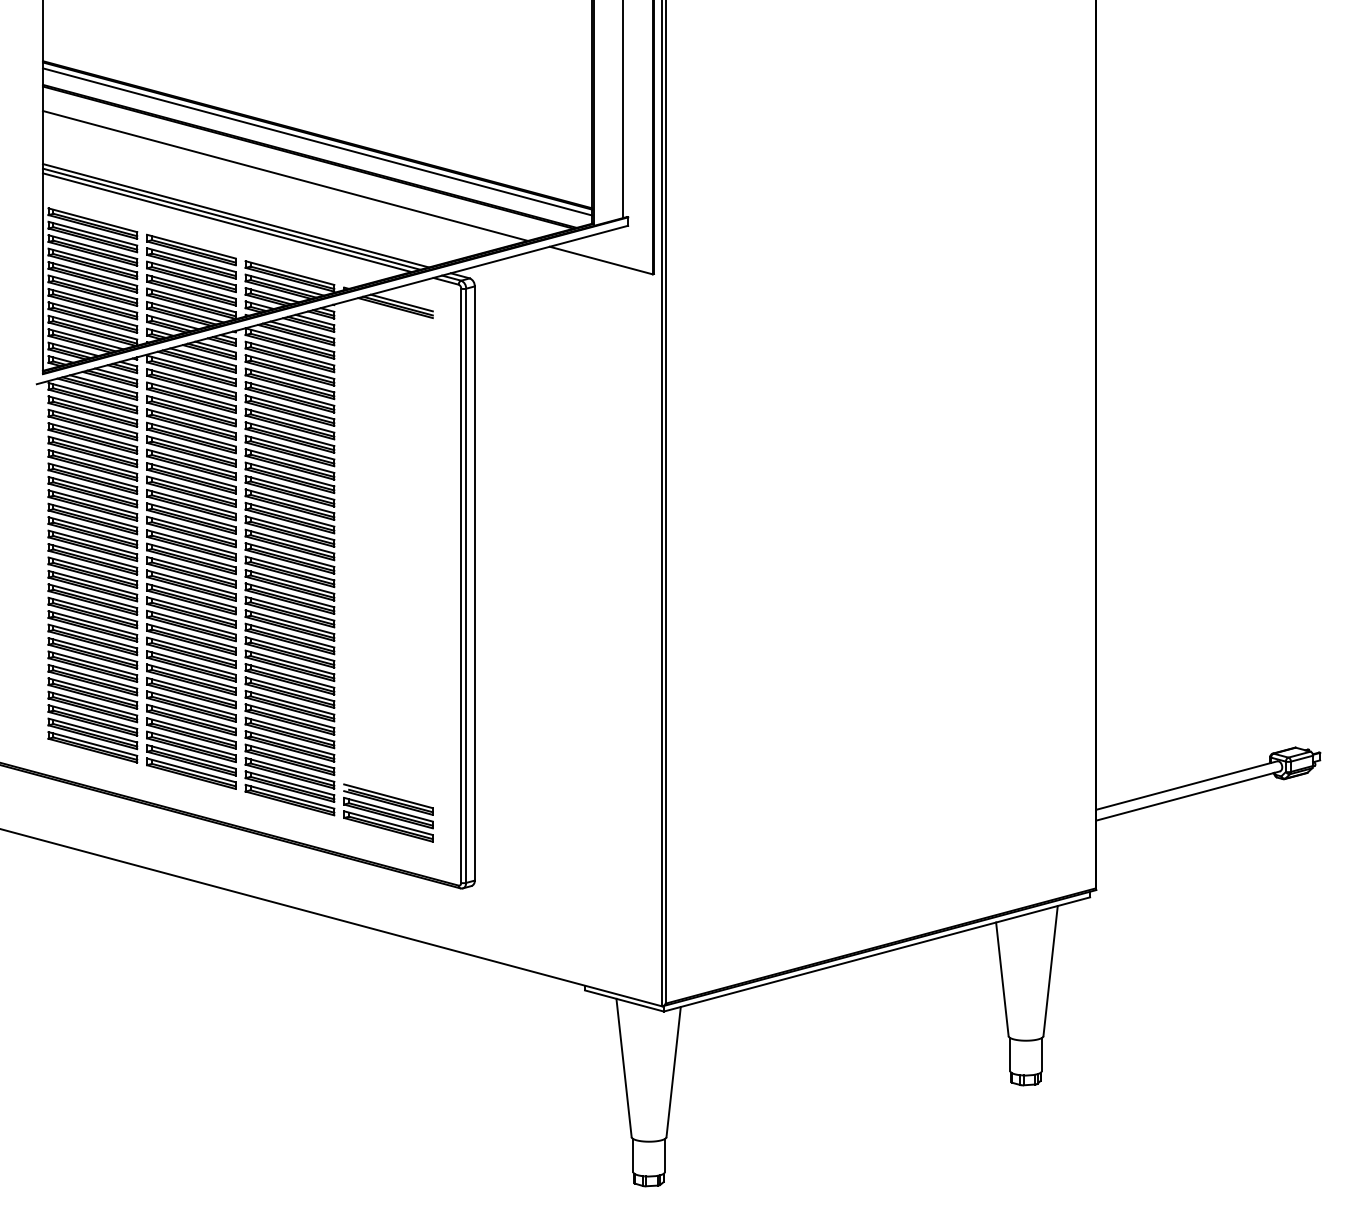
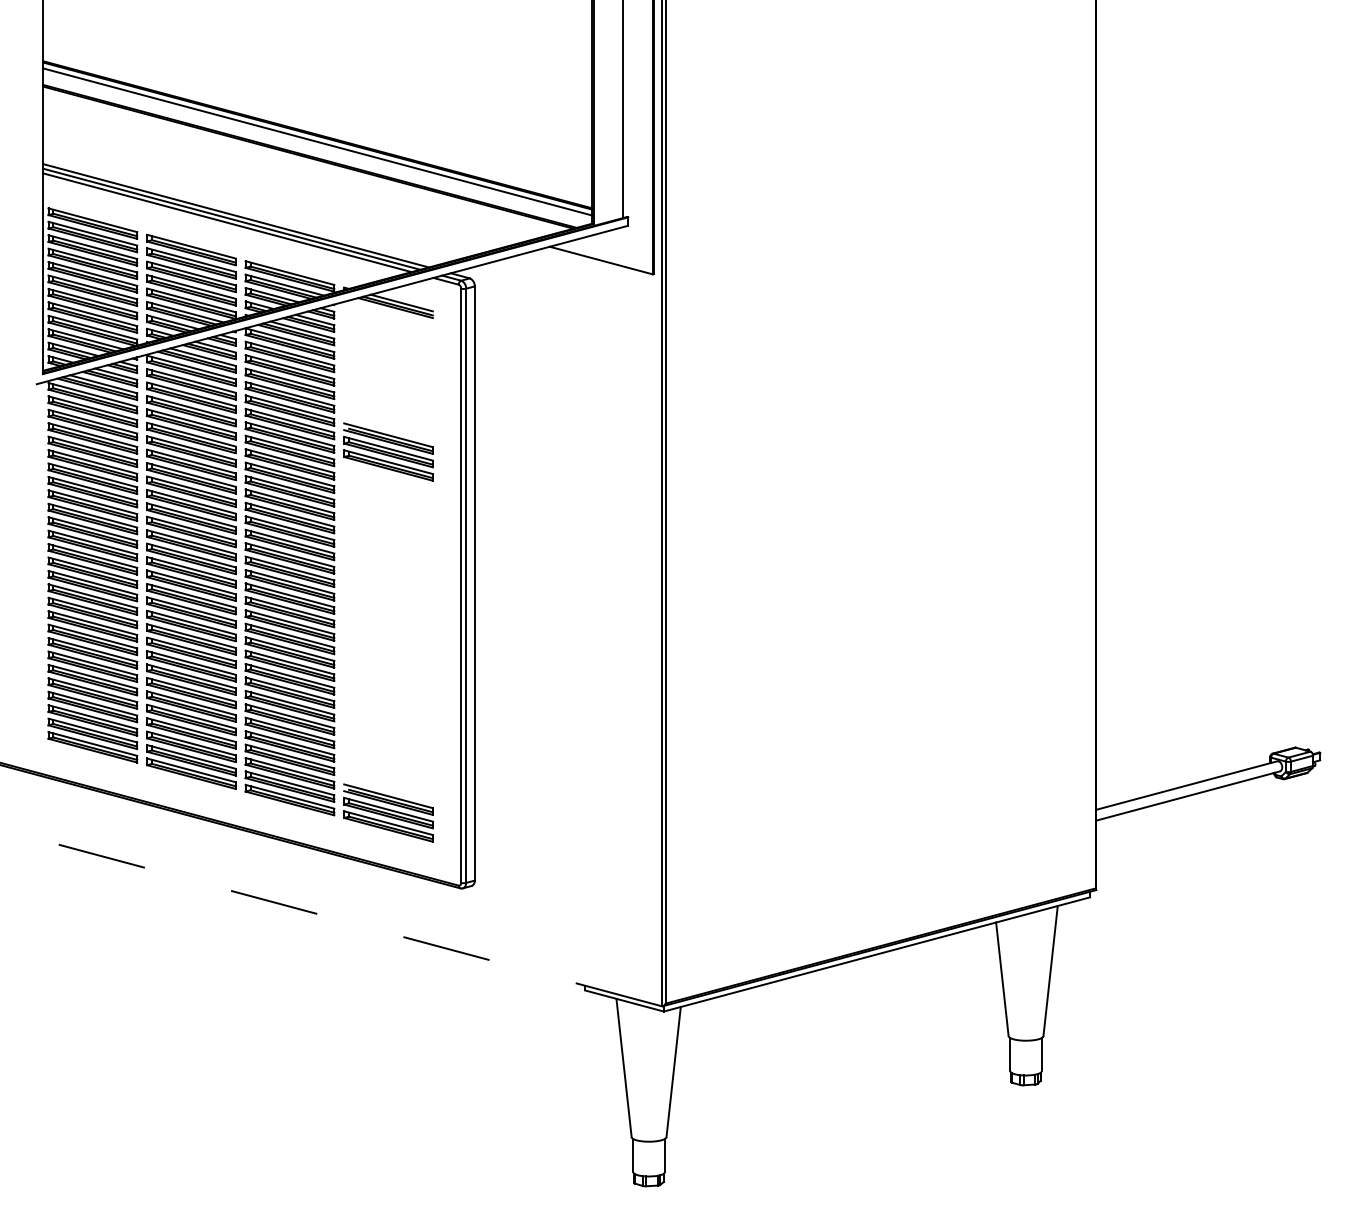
line: present -> none (285, 175)
part: none -> present (388, 451)
line: solid -> dashed (330, 917)
